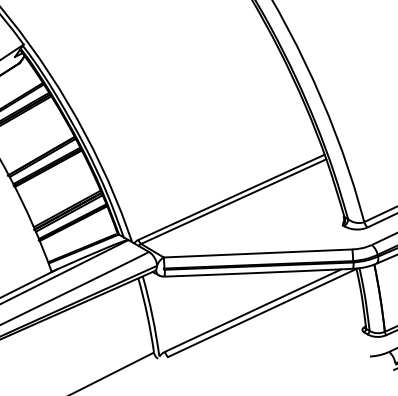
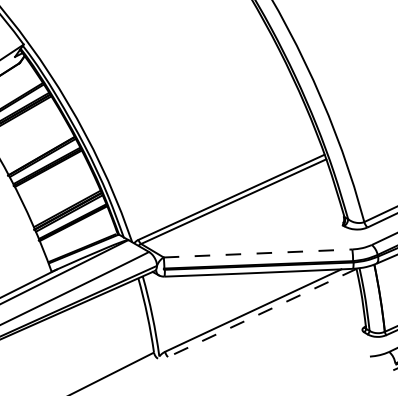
line: solid -> dashed (258, 253)
line: solid -> dashed (261, 313)
